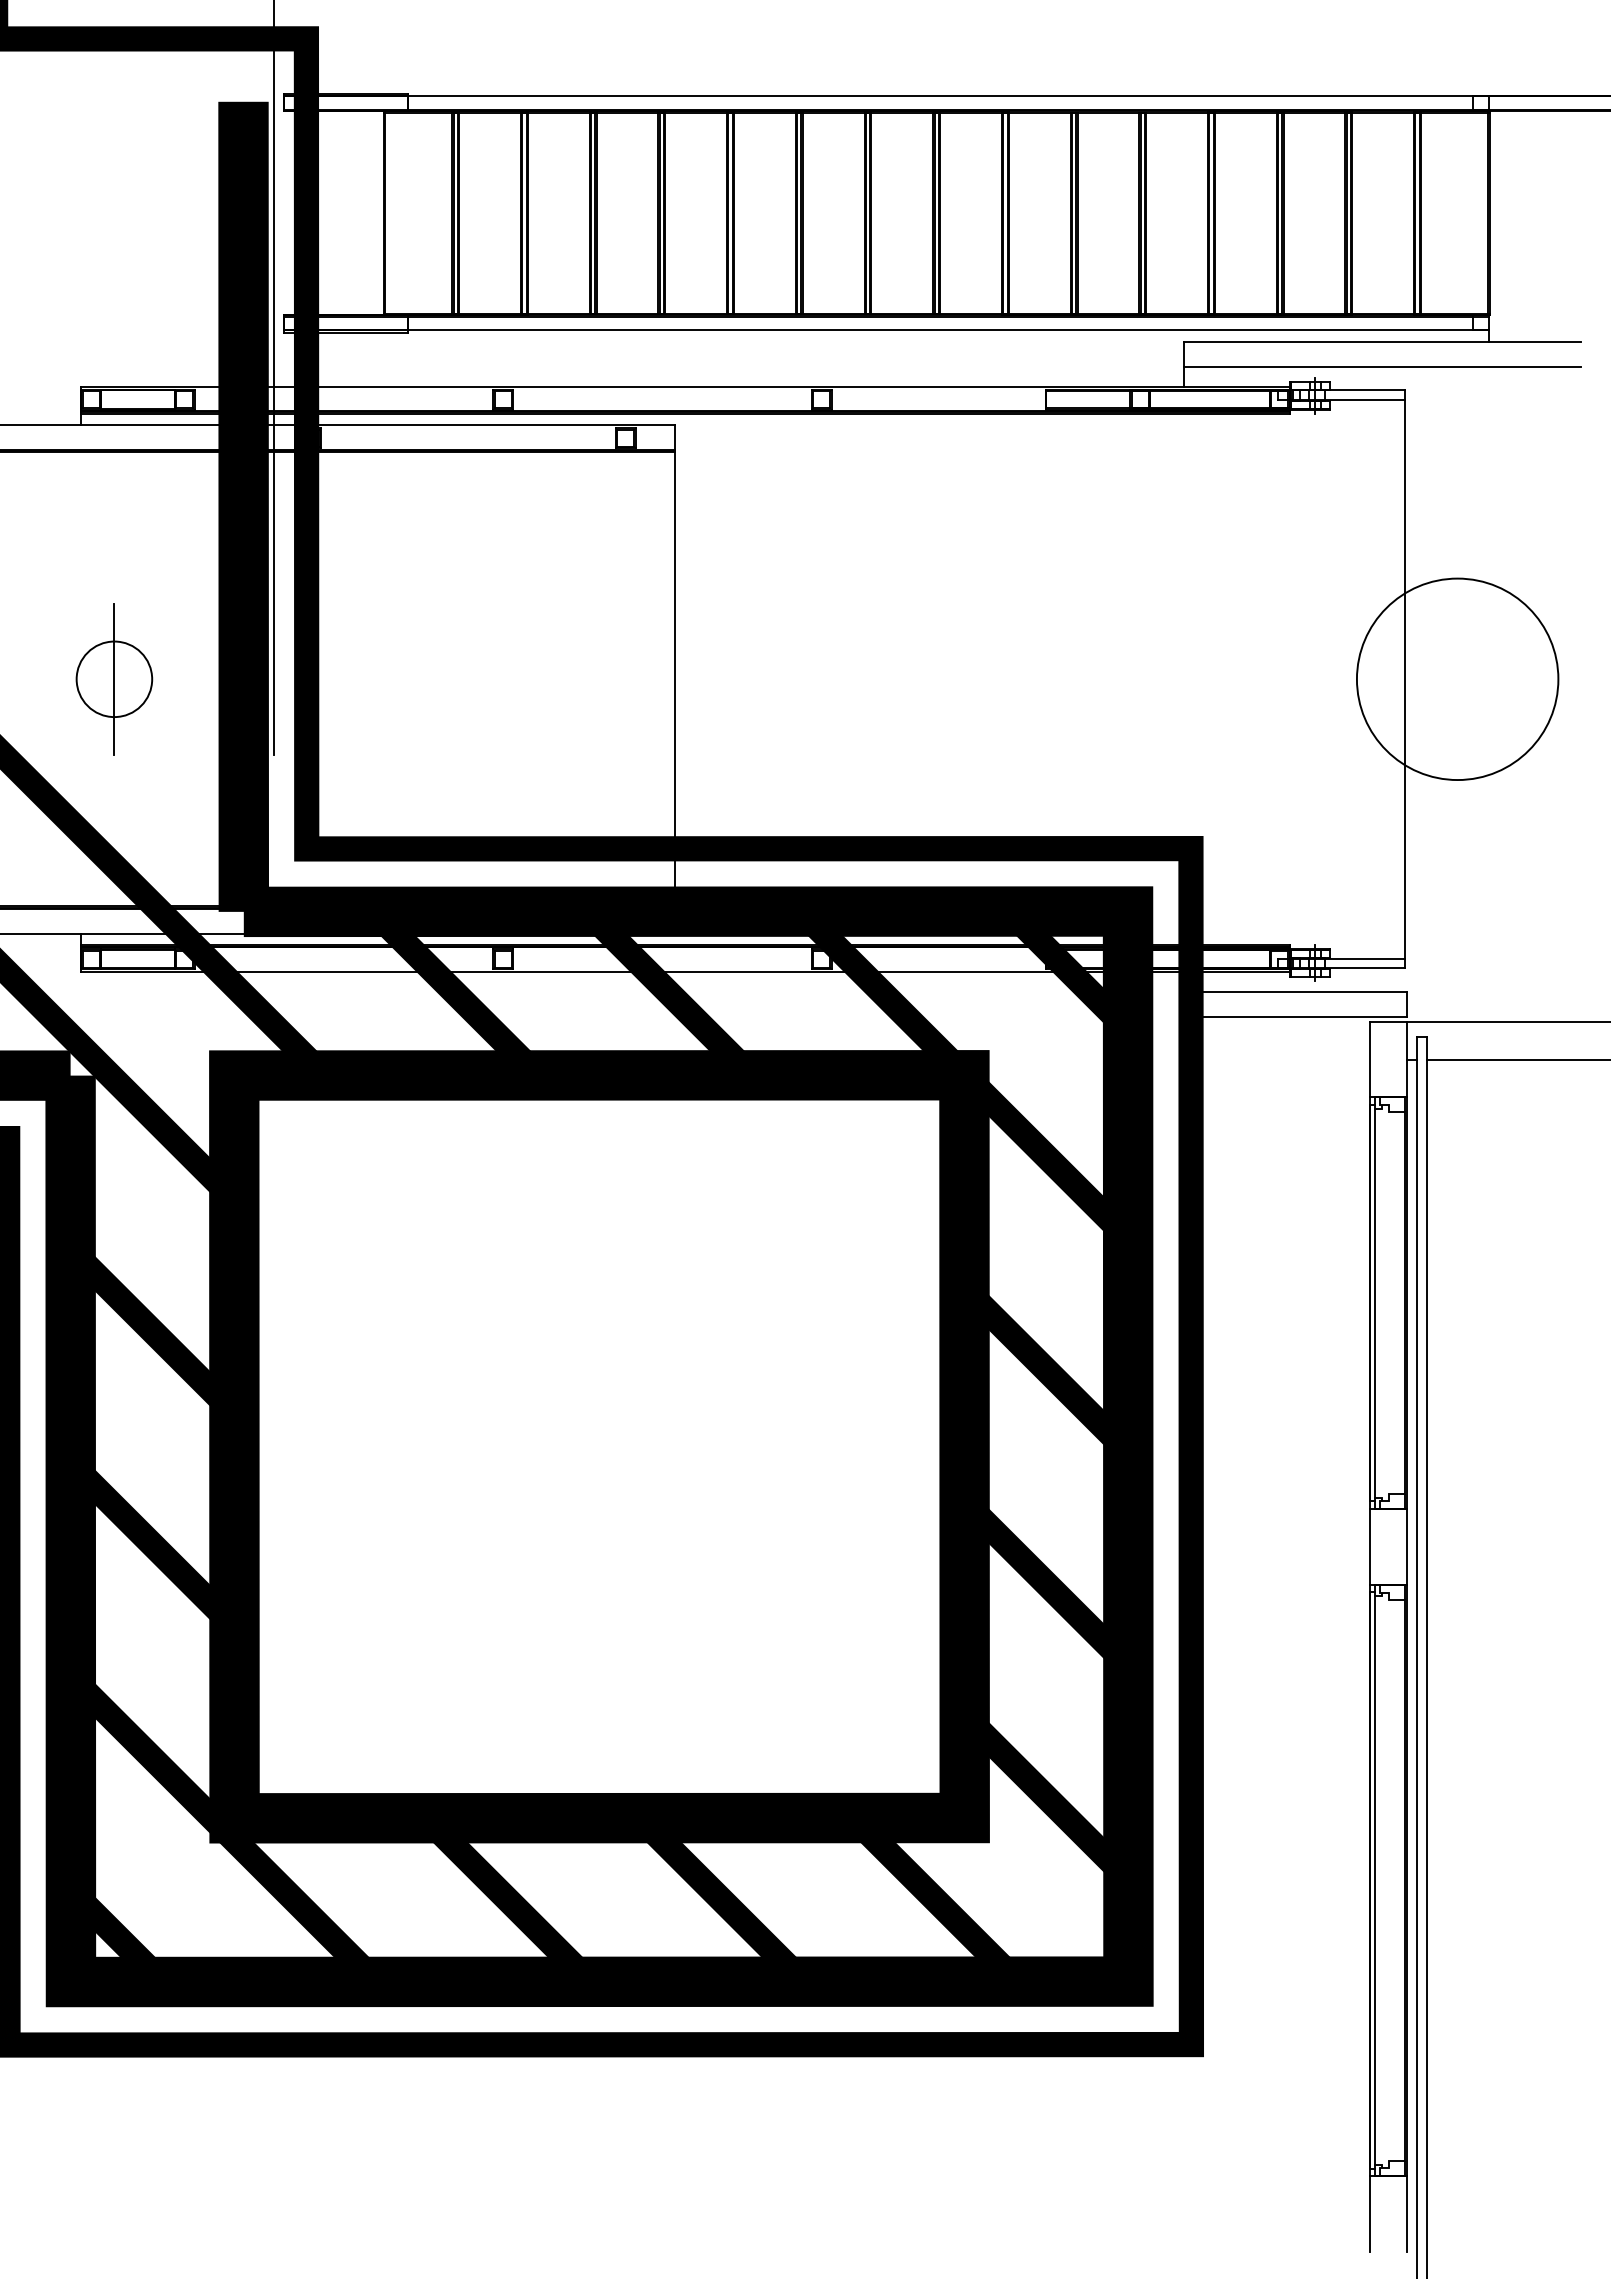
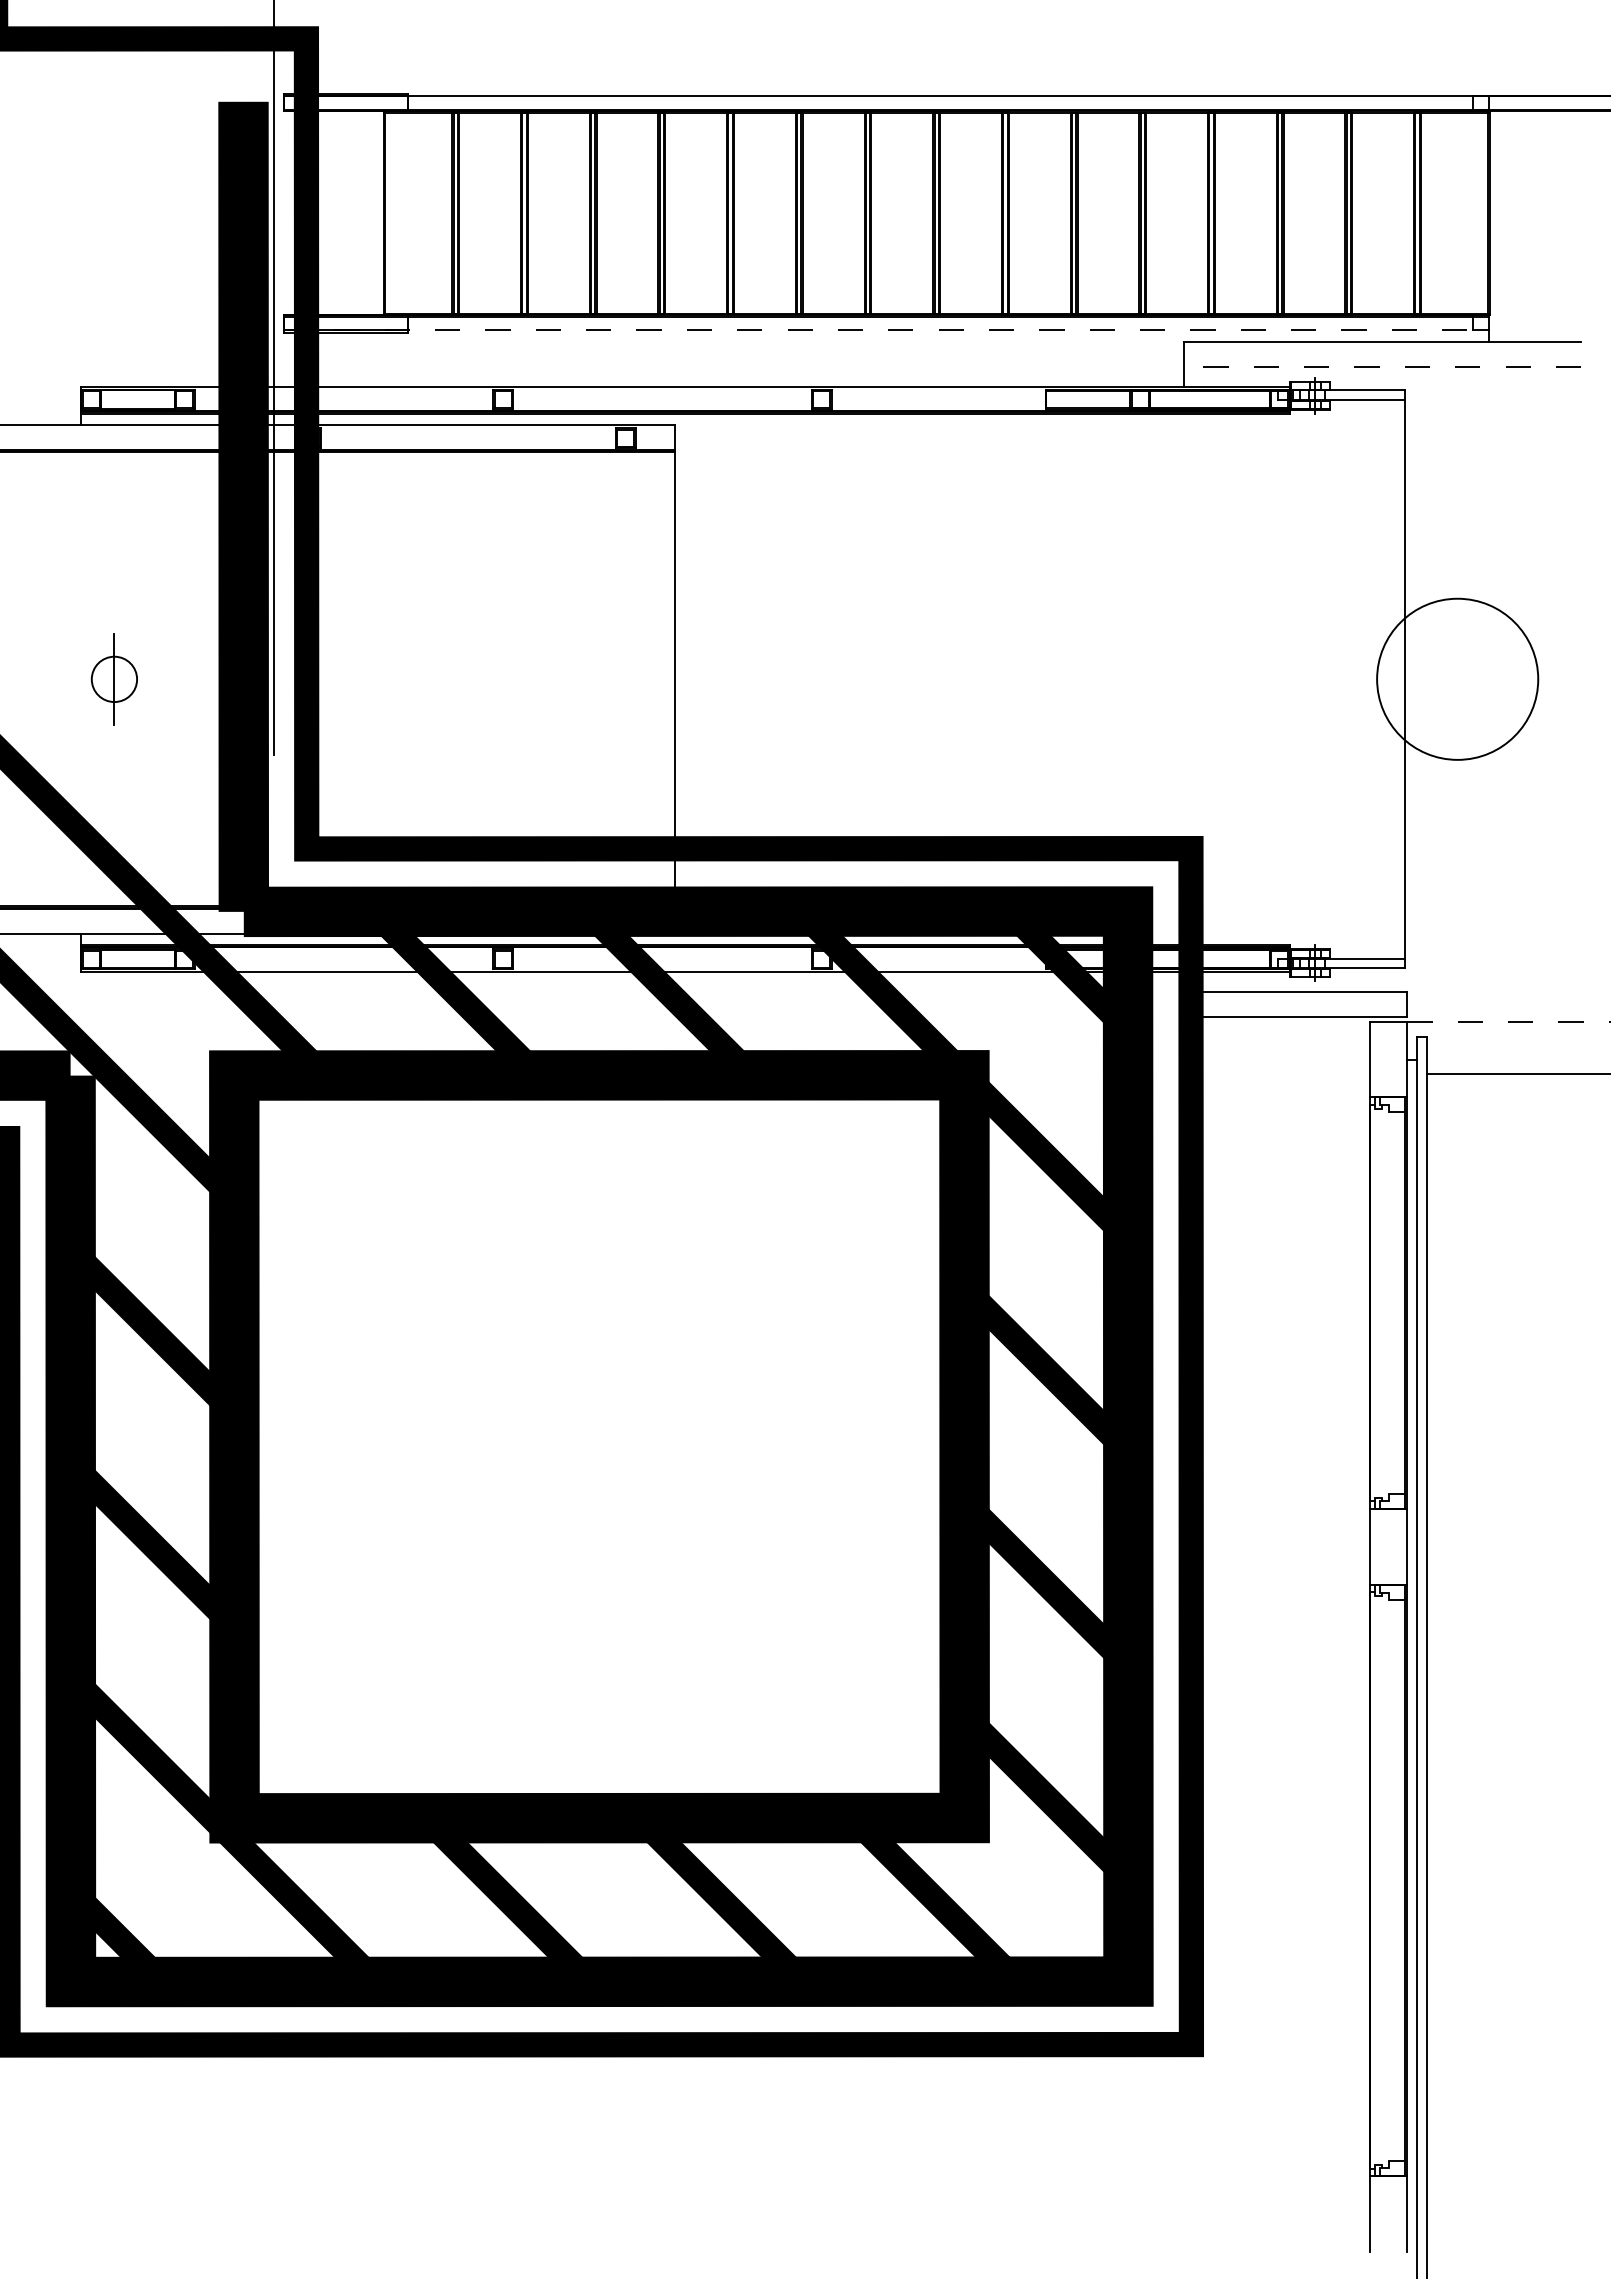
line: solid -> dashed (886, 330)
line: solid -> dashed (1382, 367)
part size: 79x153 px -> 48x93 px (113, 679)
circle diameter: 201 px -> 161 px (1457, 678)
line: solid -> dashed (1509, 1021)
line position: (1517, 1059) -> (1517, 1073) (1517, 1073)
line: present -> none (1375, 1302)
line: present -> none (1375, 1880)
